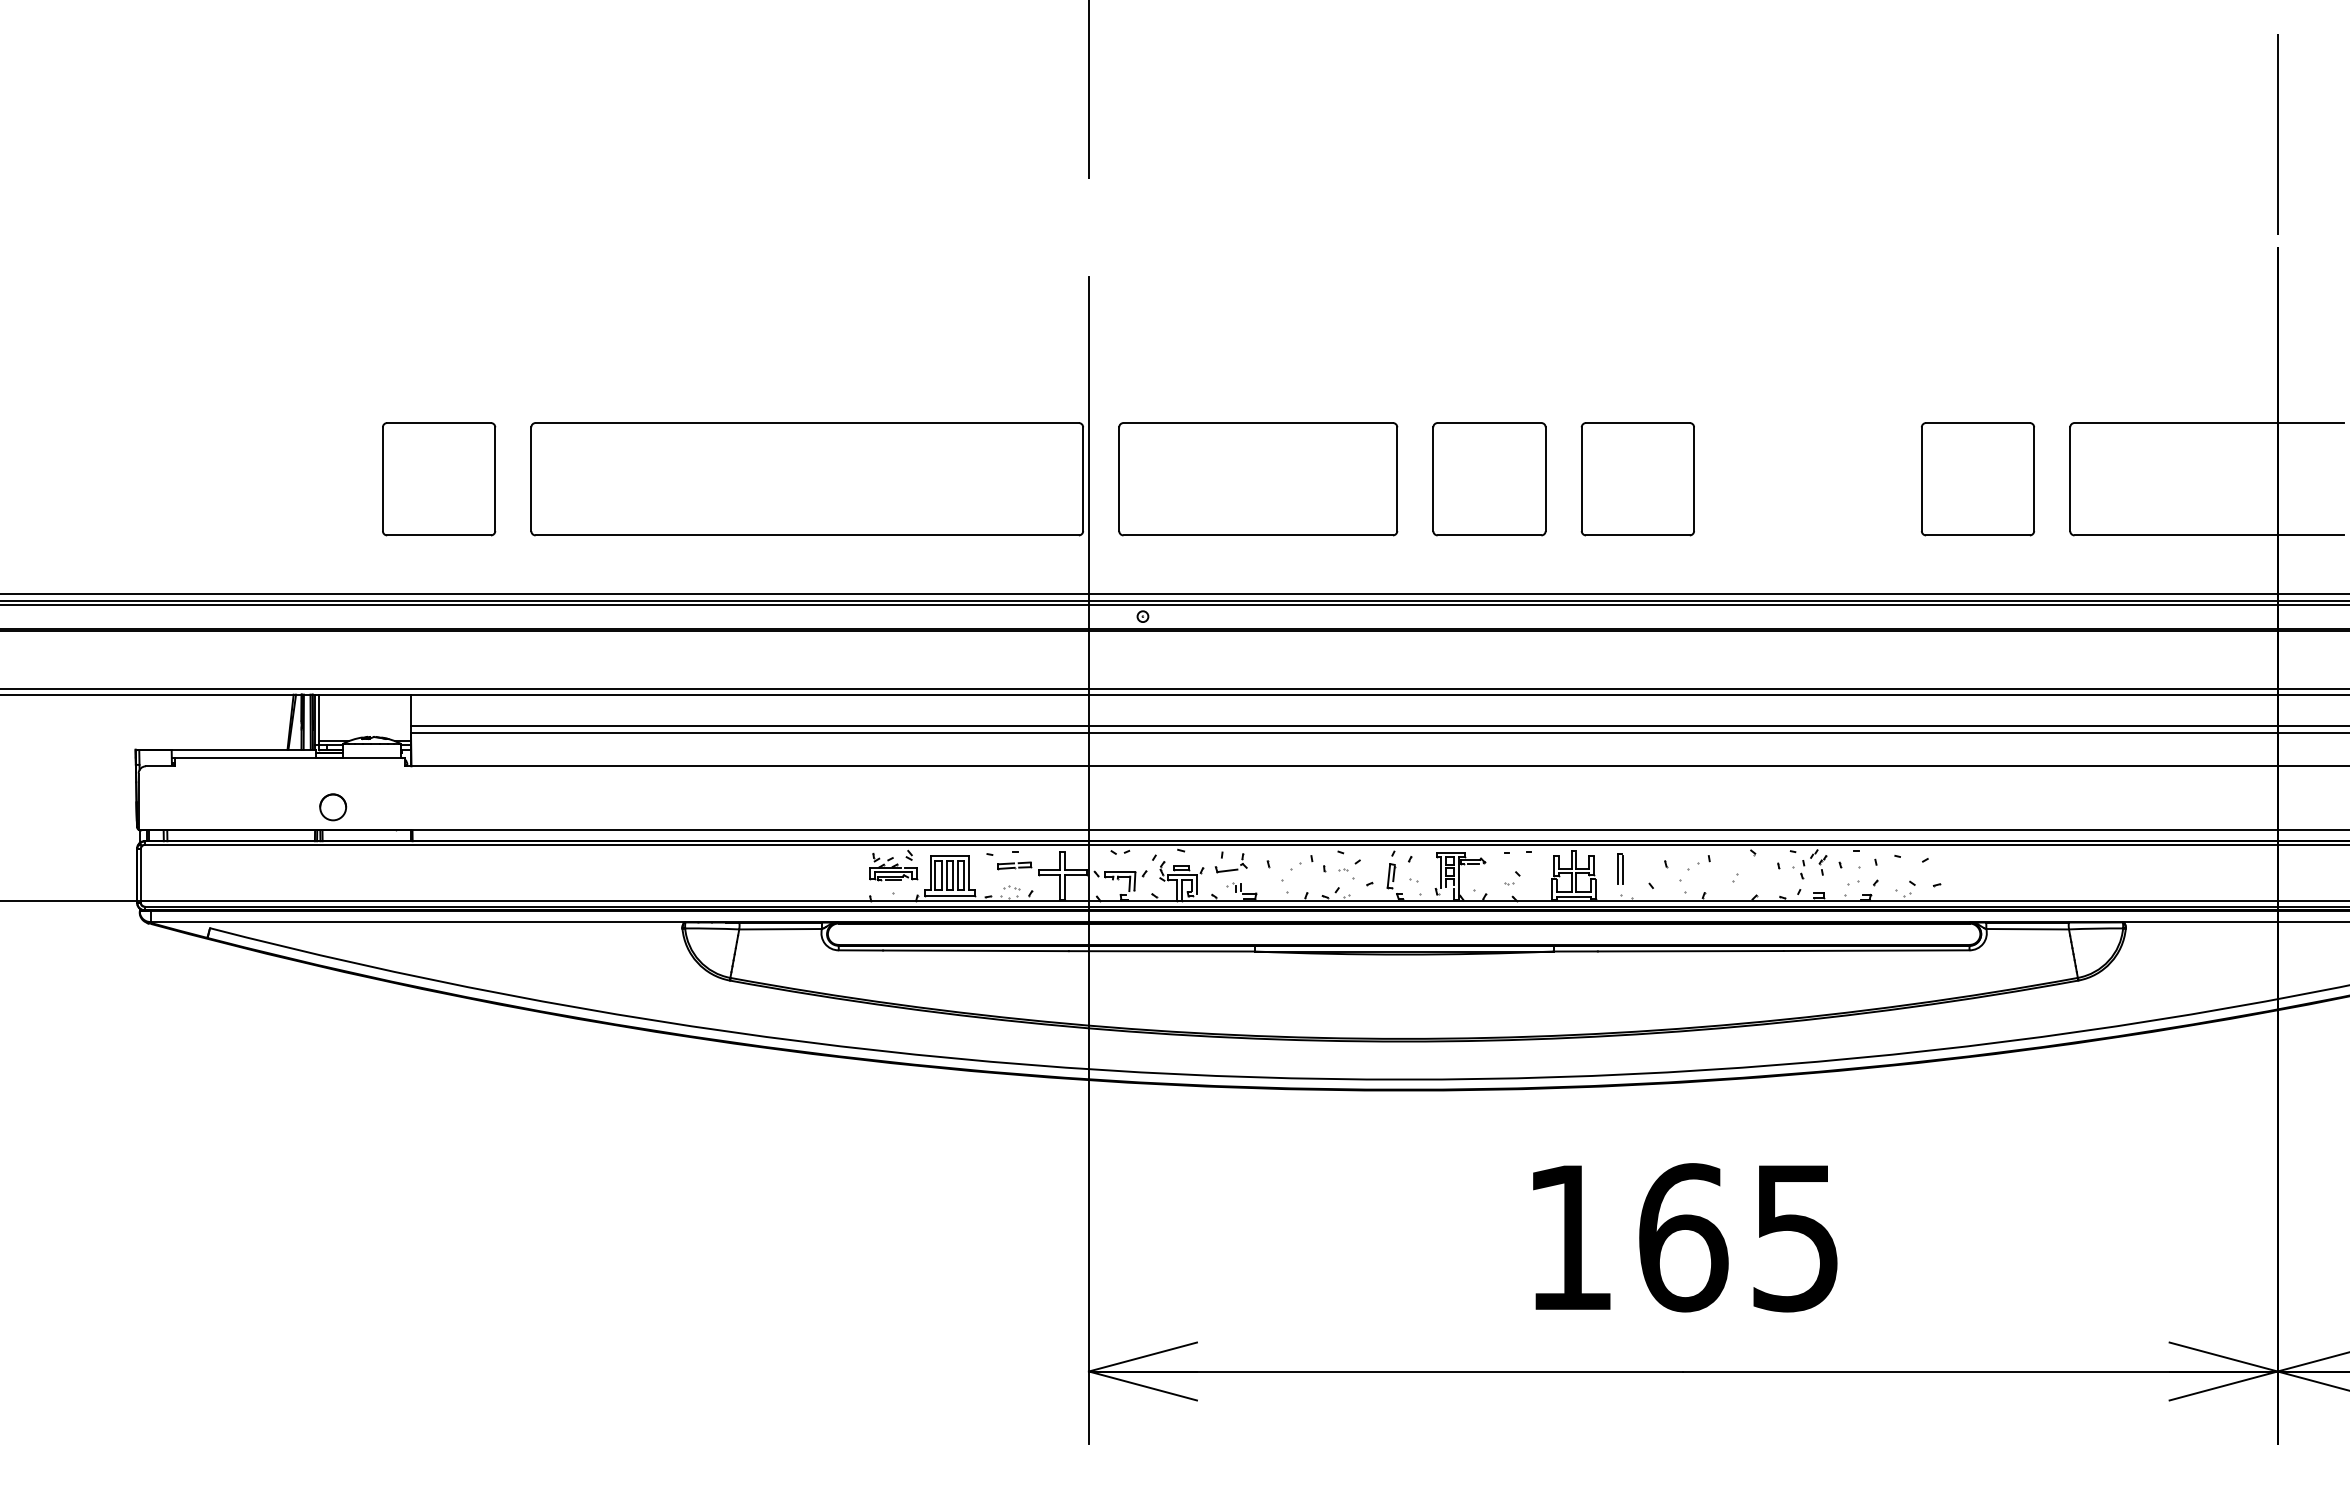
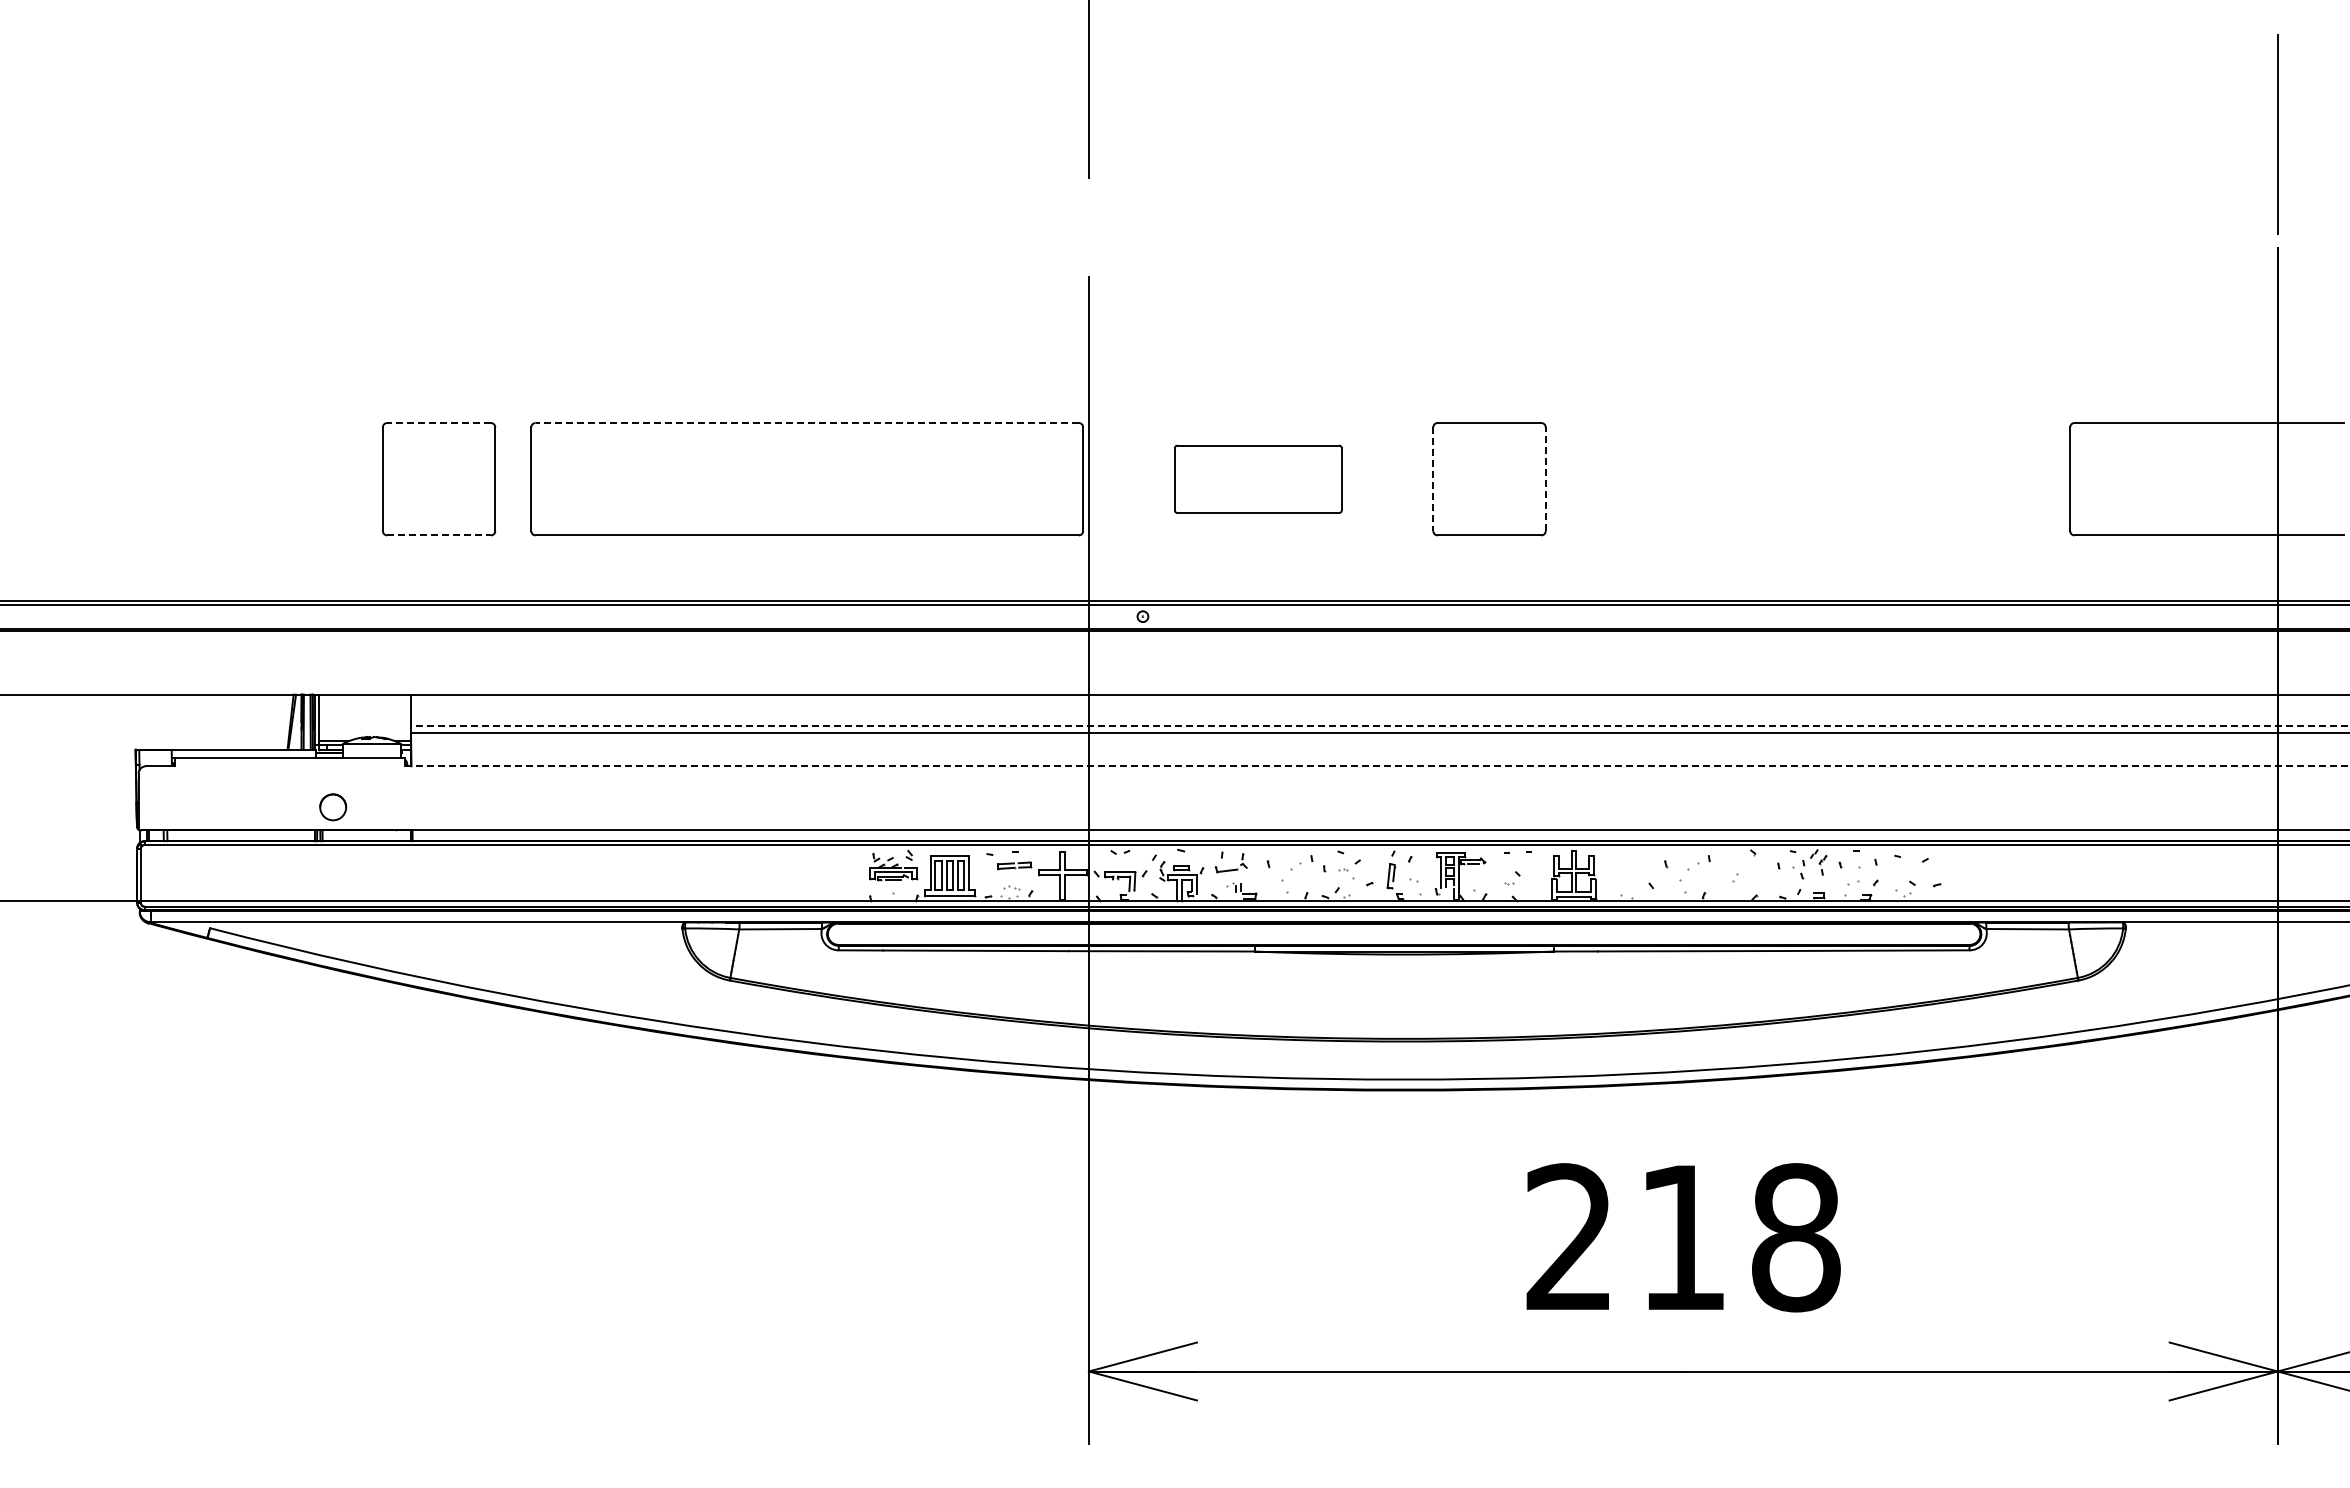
line: solid -> dashed (439, 423)
line: solid -> dashed (807, 423)
part size: 281x115 px -> 169x70 px (1258, 478)
line: solid -> dashed (1433, 479)
line: solid -> dashed (1545, 479)
part: present -> none (1637, 479)
part: present -> none (1977, 479)
line: solid -> dashed (439, 535)
line: present -> none (1174, 593)
line: present -> none (1174, 689)
line: solid -> dashed (1379, 725)
line: solid -> dashed (1378, 766)
part: present -> none (1620, 868)
text: 165 -> 218 (1683, 1237)
